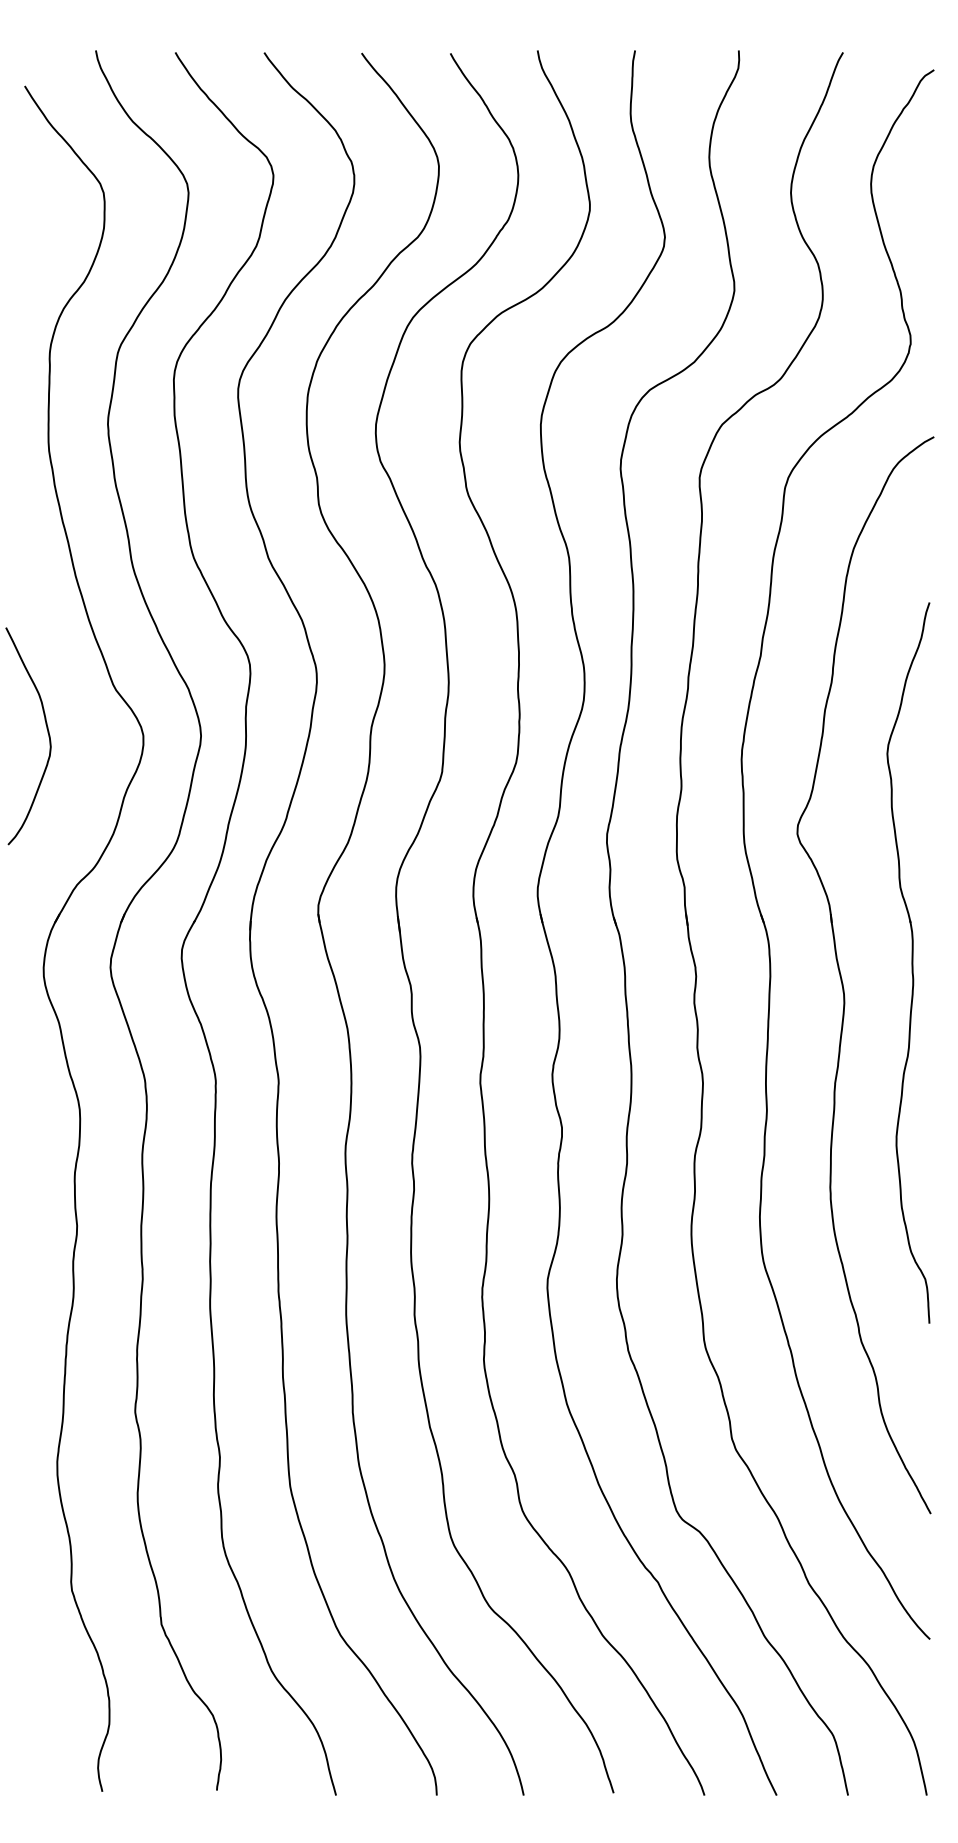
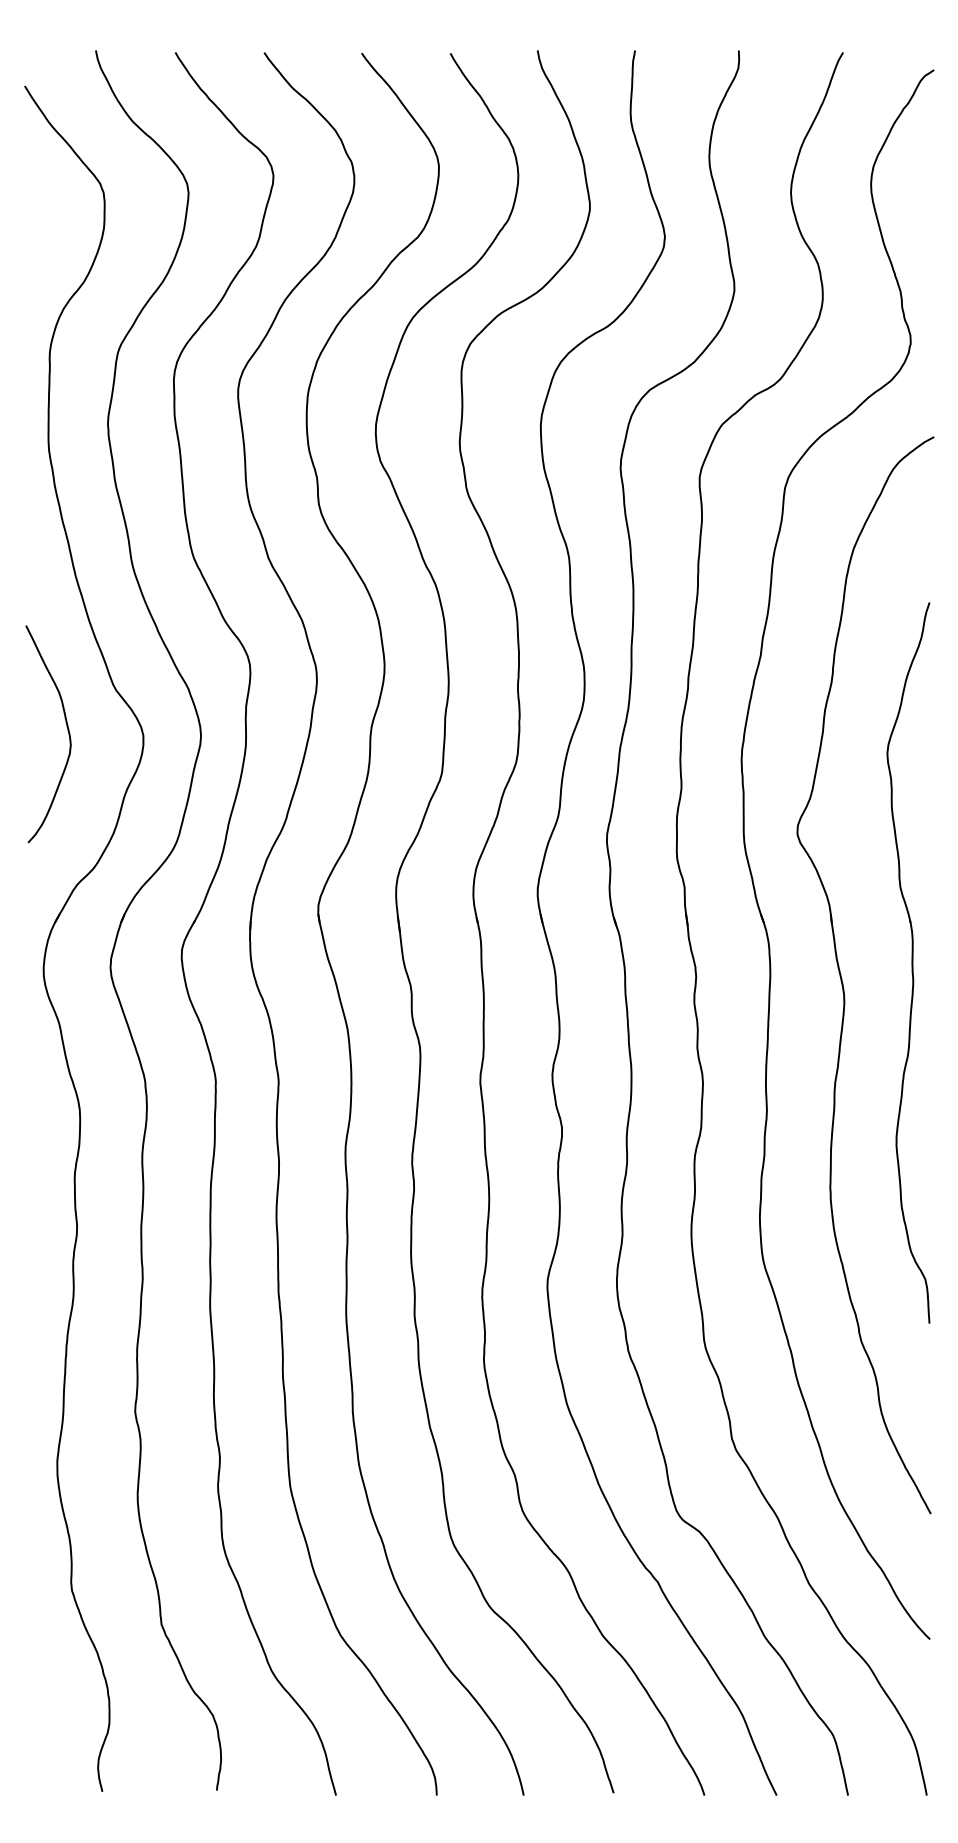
curve position: (47, 733) -> (67, 731) (67, 731)
